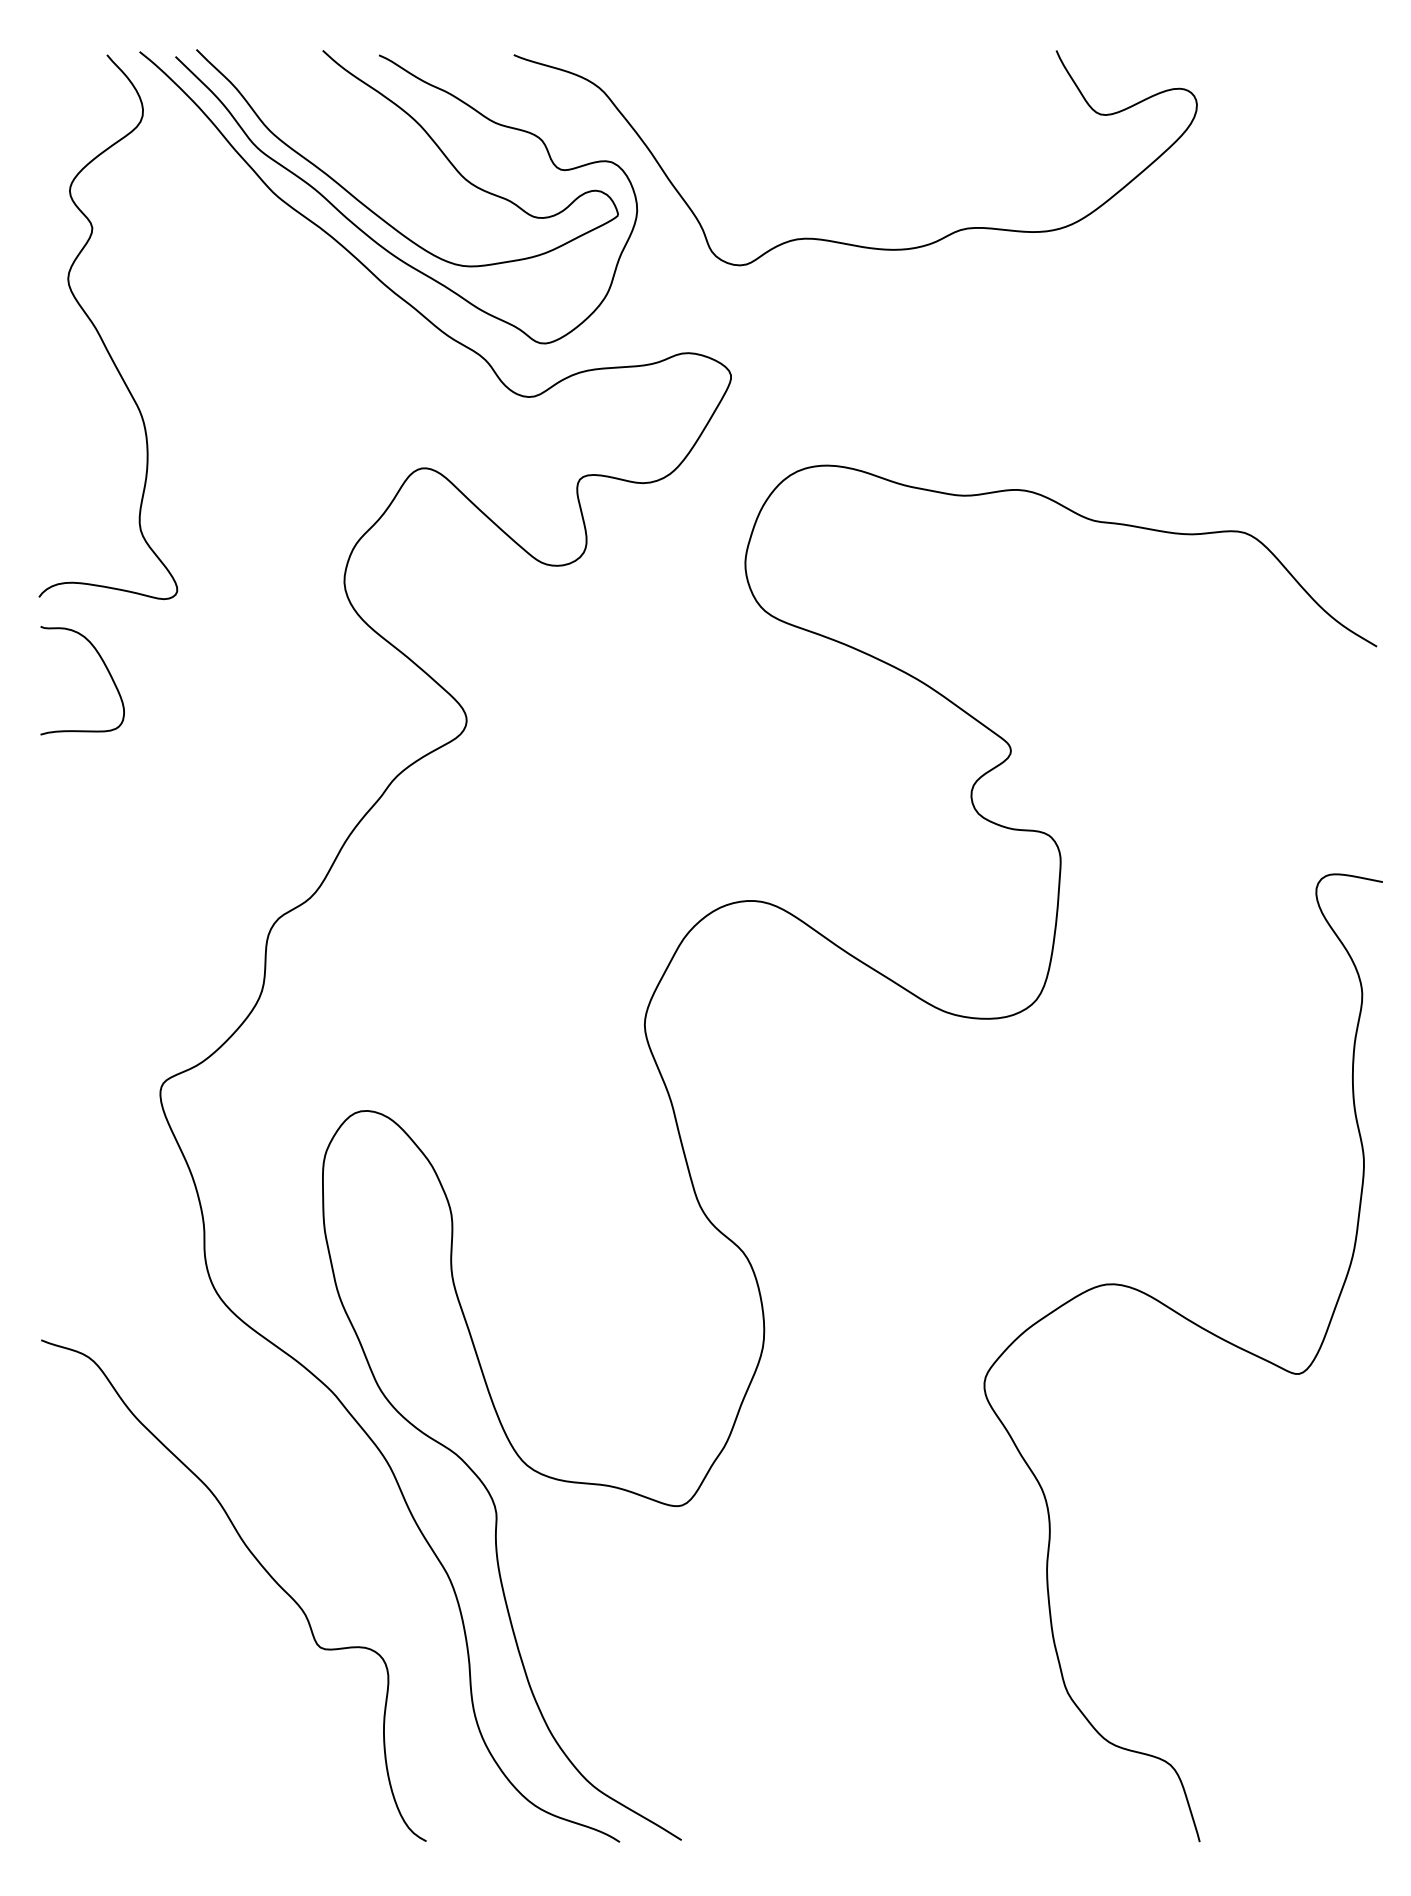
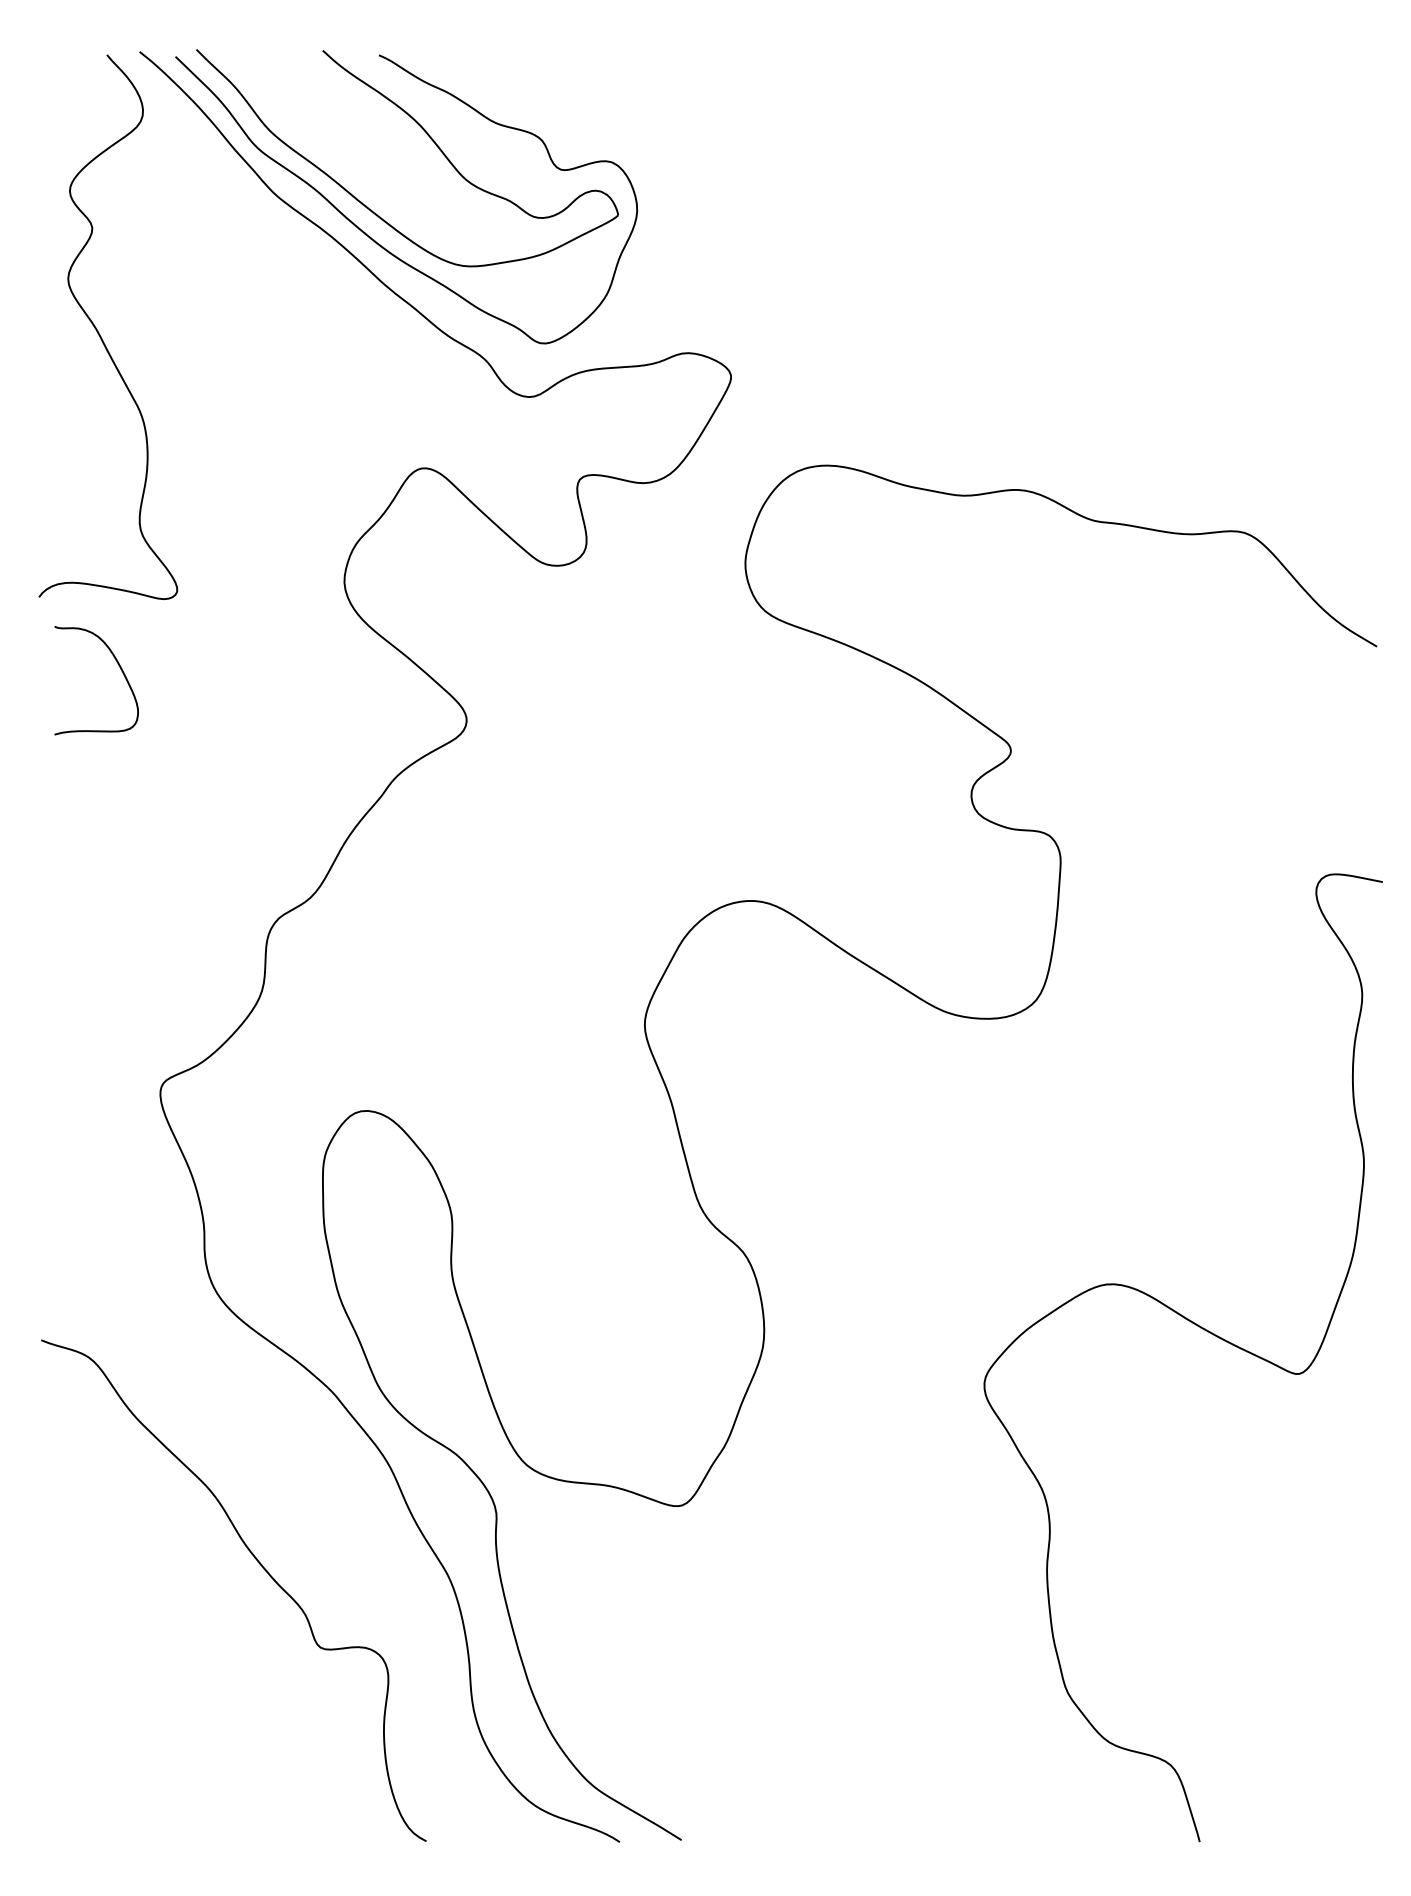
curve: present -> none (839, 241)
curve position: (106, 669) -> (120, 669) (120, 669)
